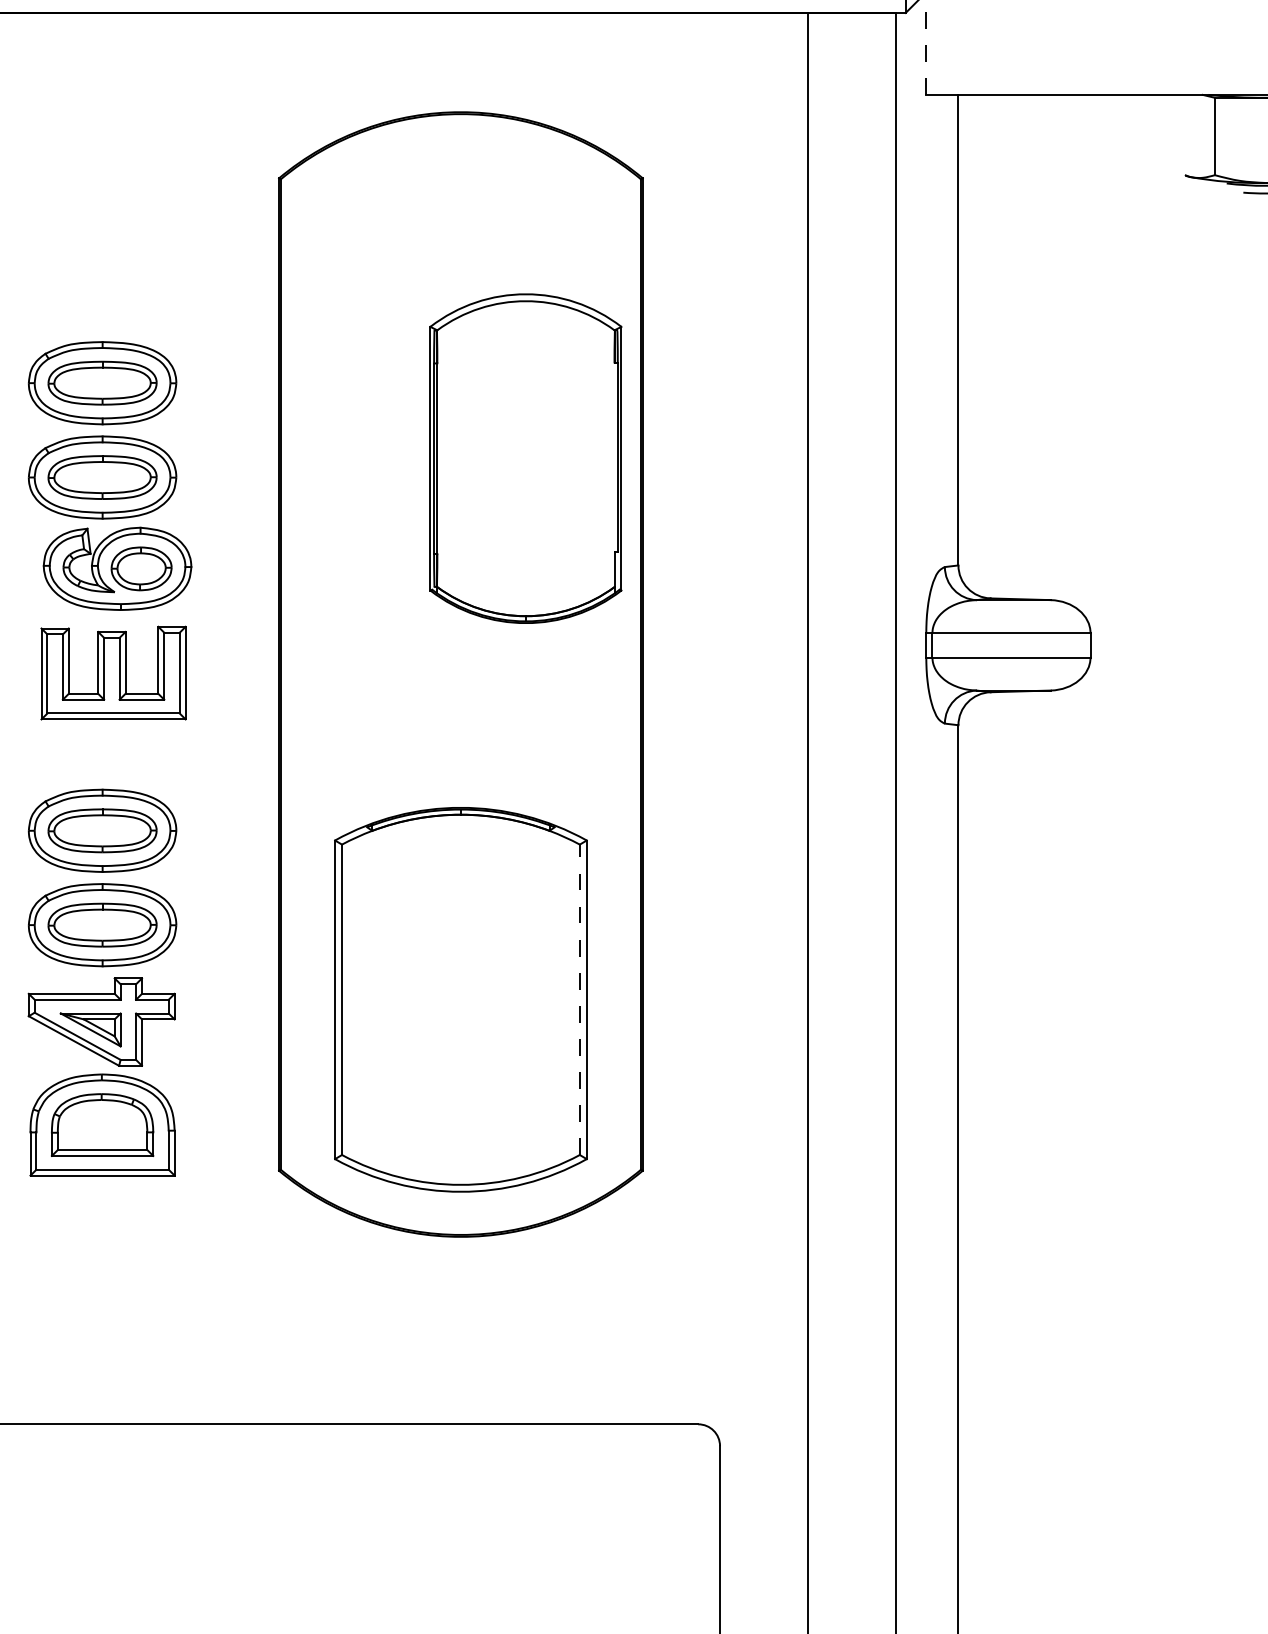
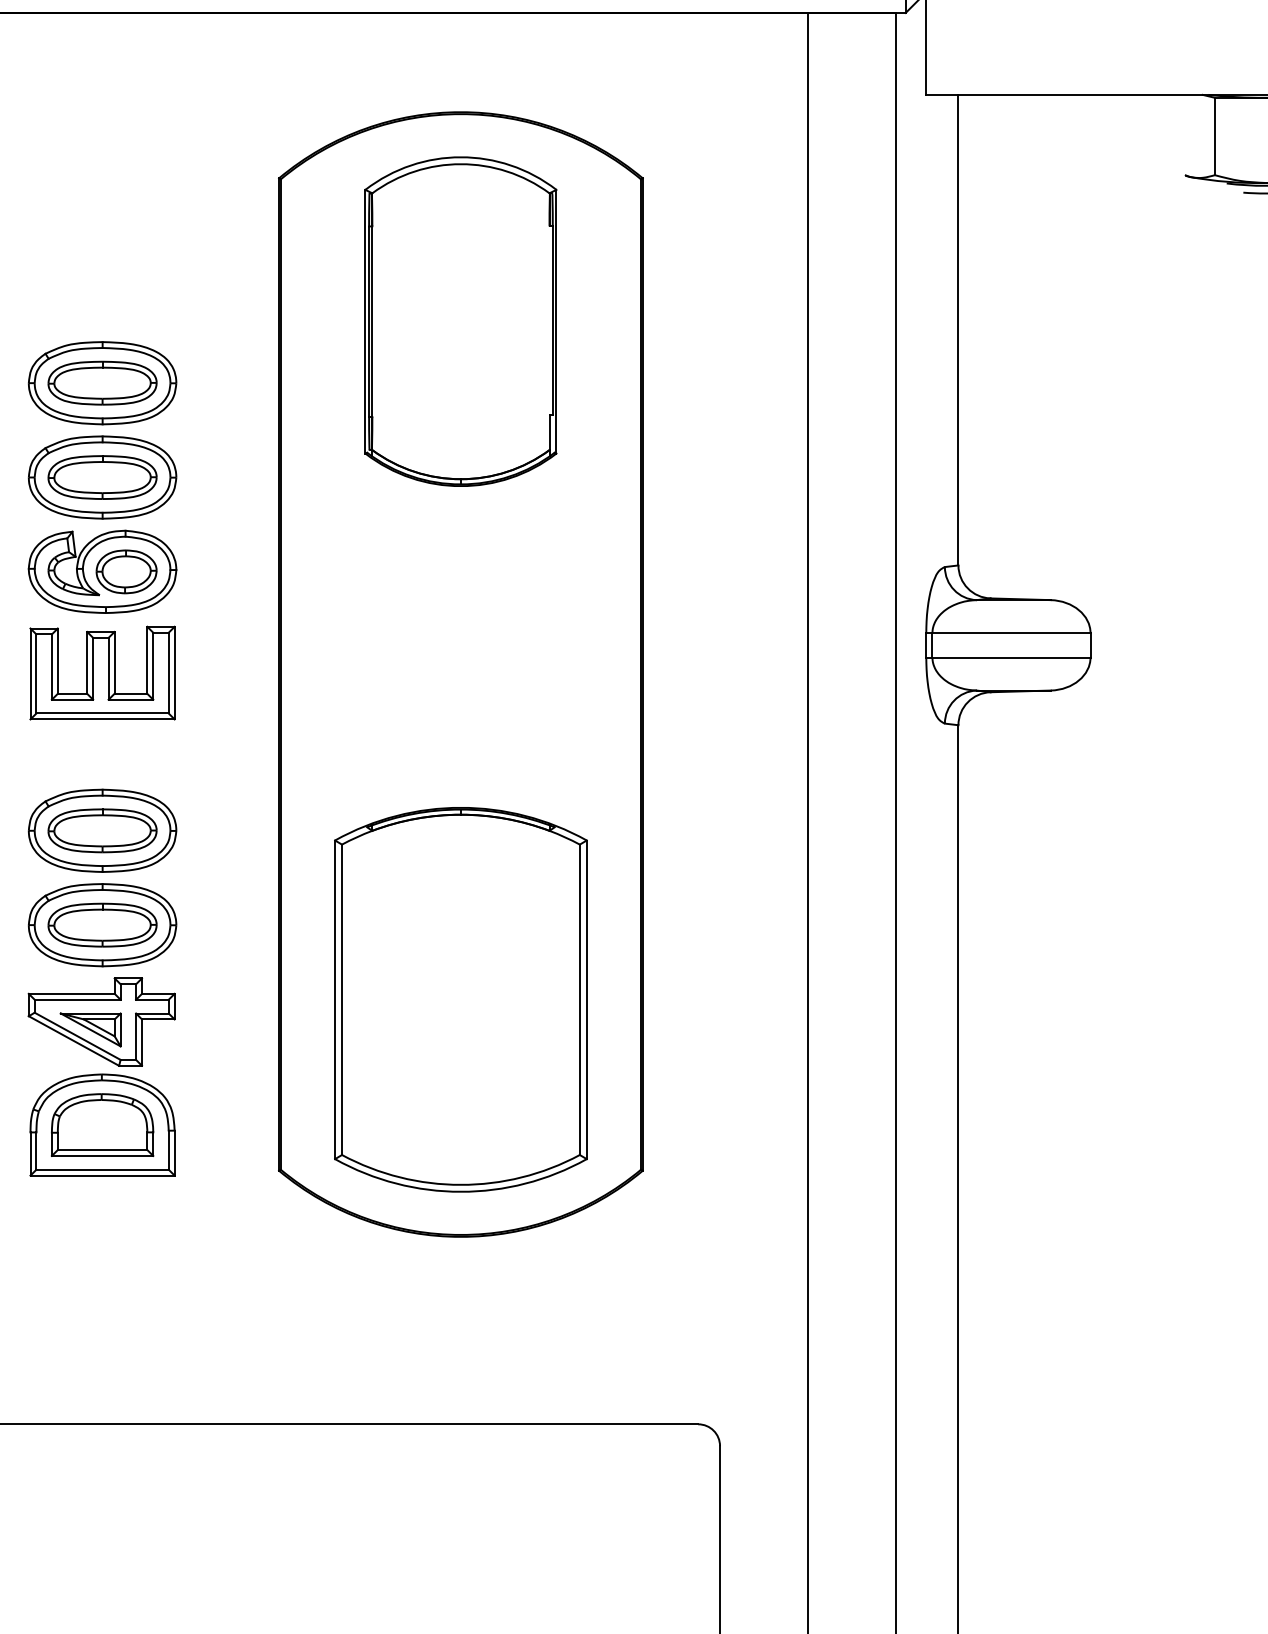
line: dashed -> solid (925, 47)
part position: (525, 458) -> (460, 321) (460, 321)
part position: (117, 568) -> (102, 571) (102, 571)
part position: (113, 672) -> (102, 672) (102, 672)
line: dashed -> solid (579, 999)
